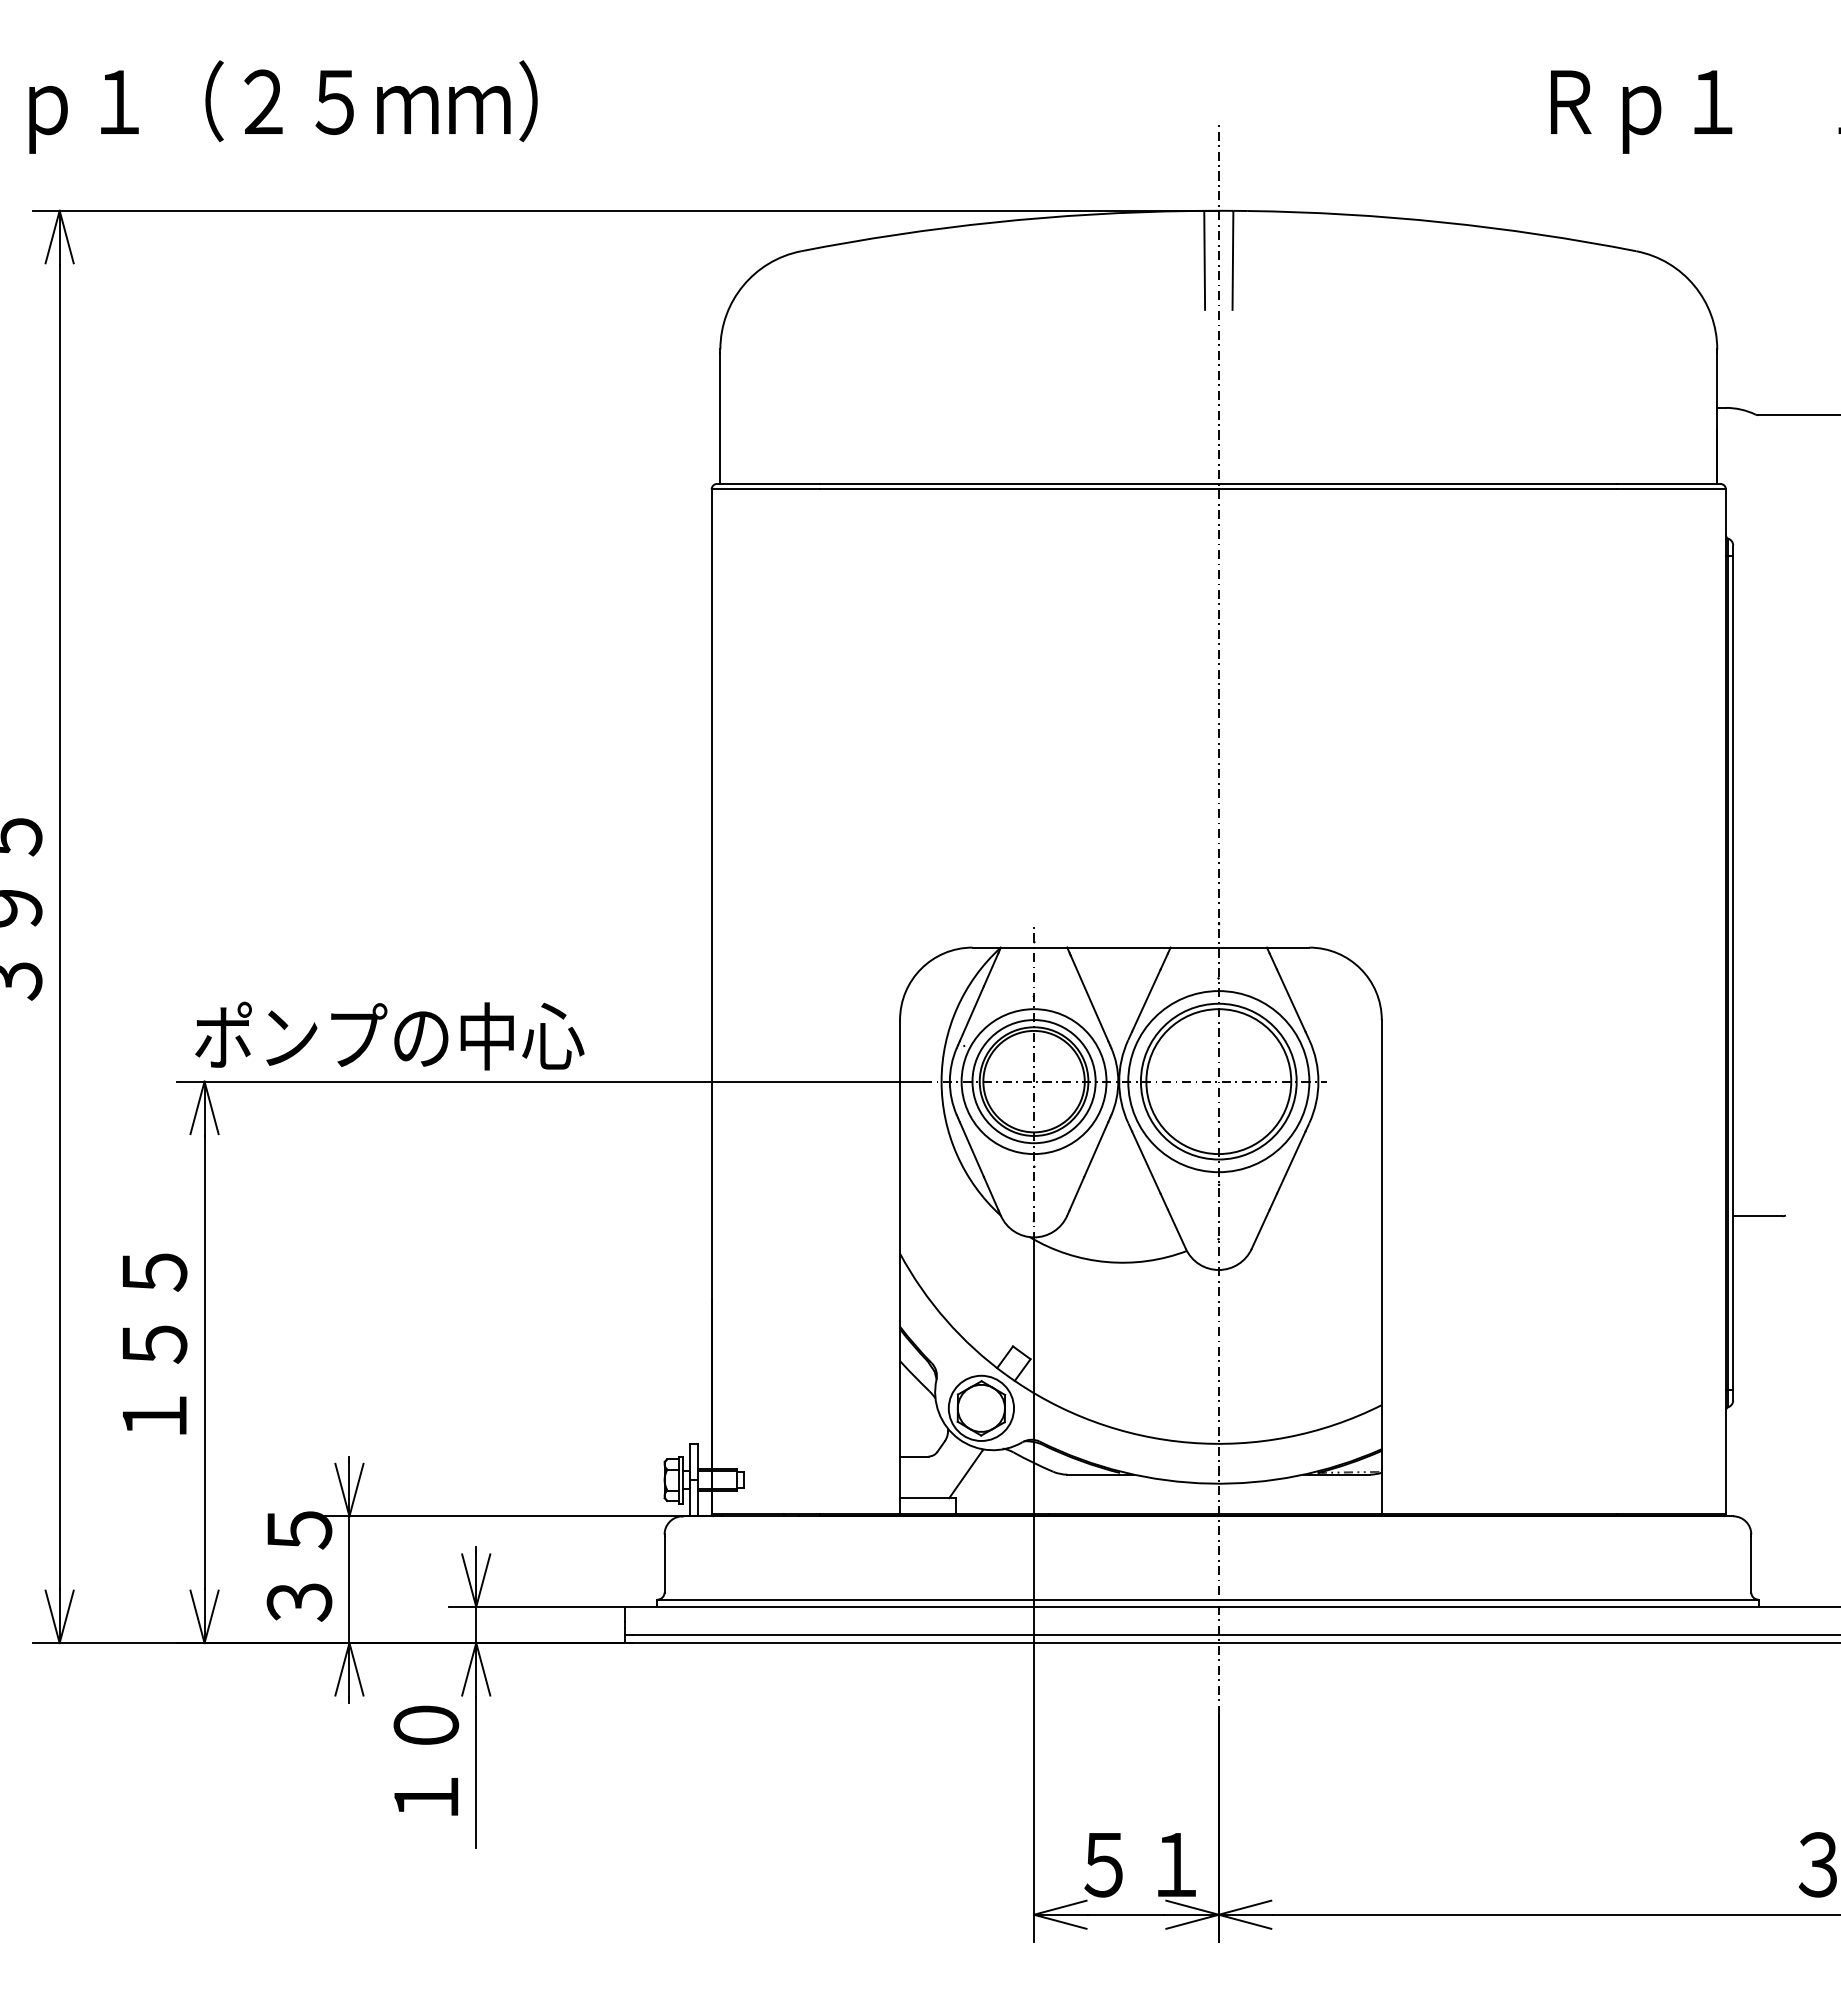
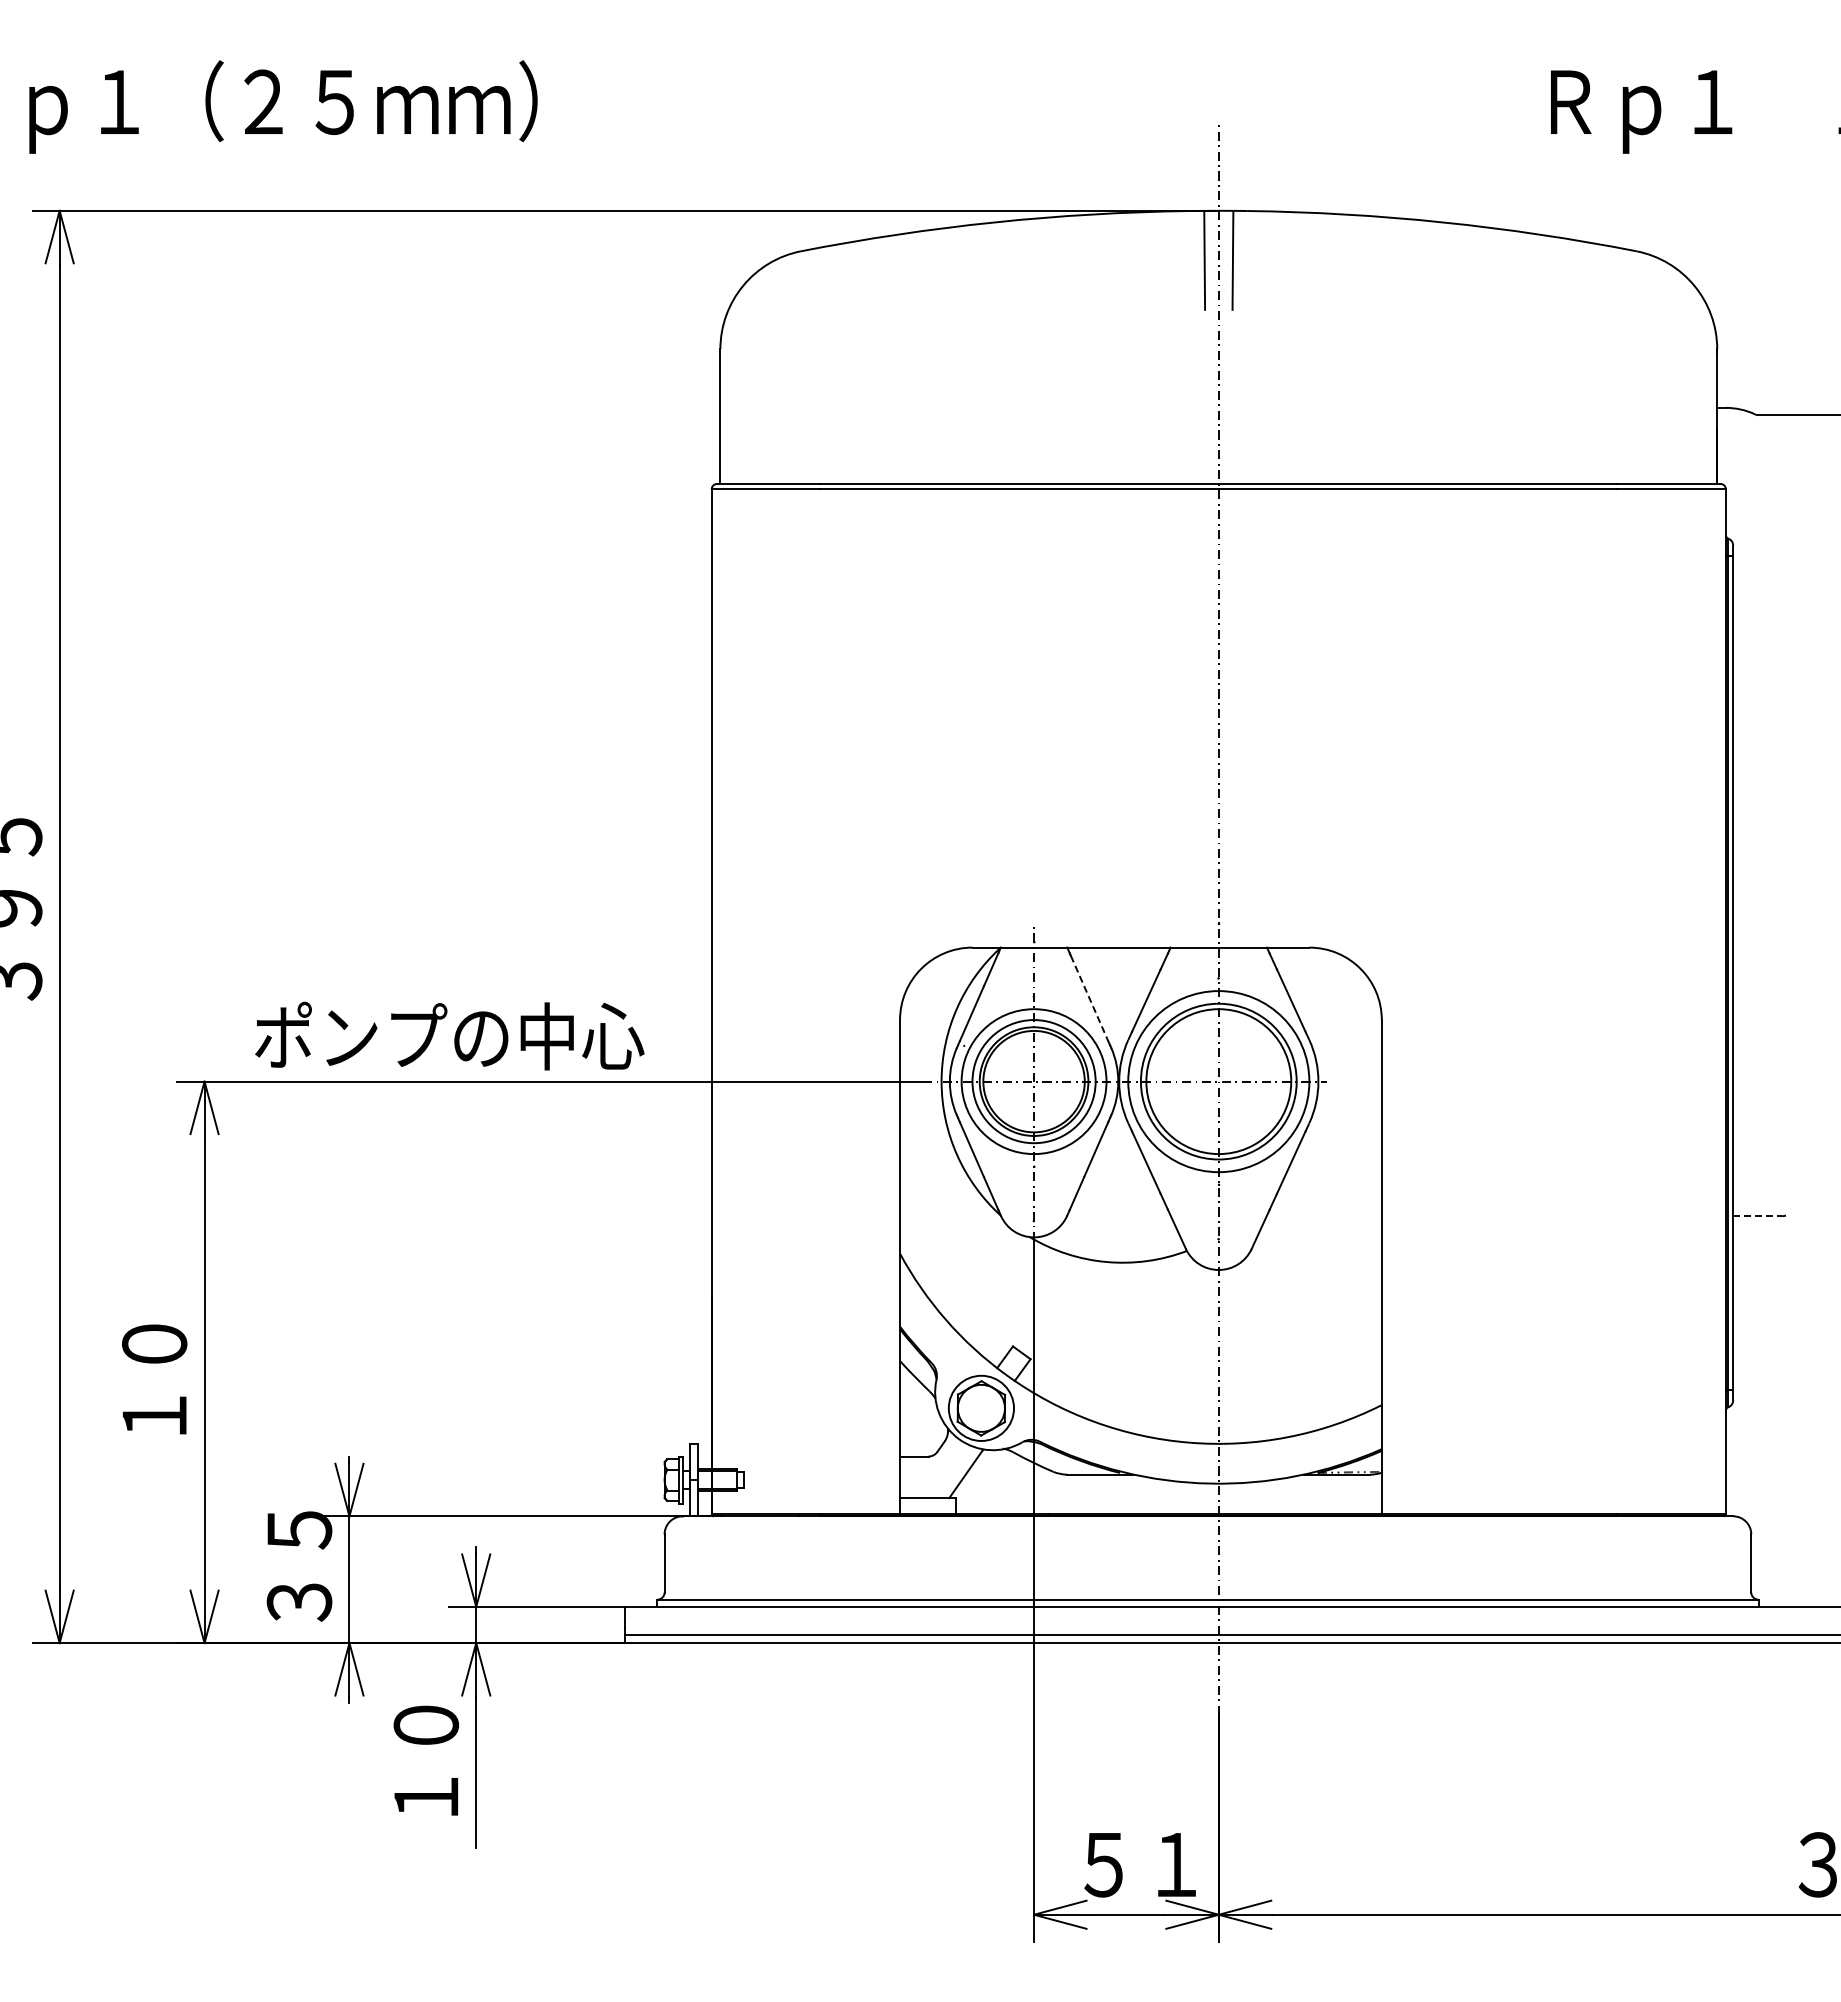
line: solid -> dashed (1089, 998)
text position: (389, 1035) -> (449, 1035) (449, 1035)
line: solid -> dashed (1758, 1216)
text: １５５ -> １０ (154, 1308)
